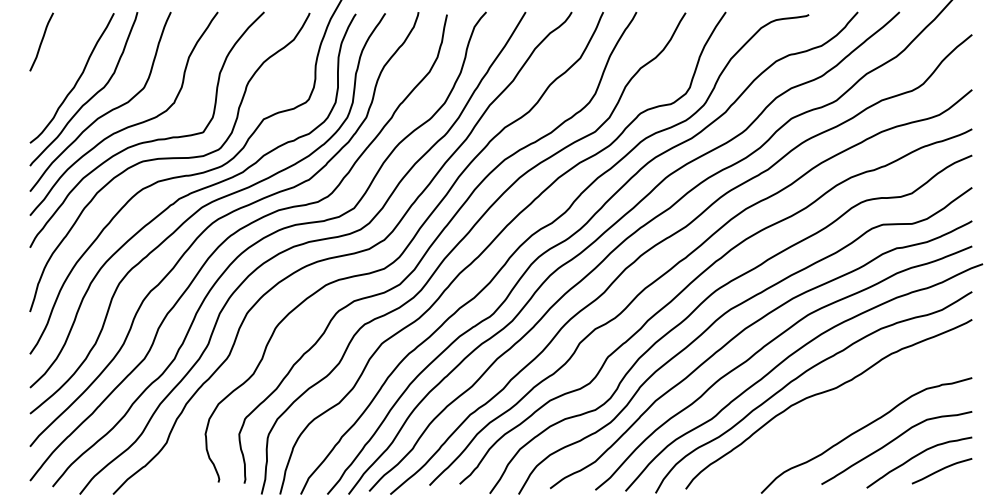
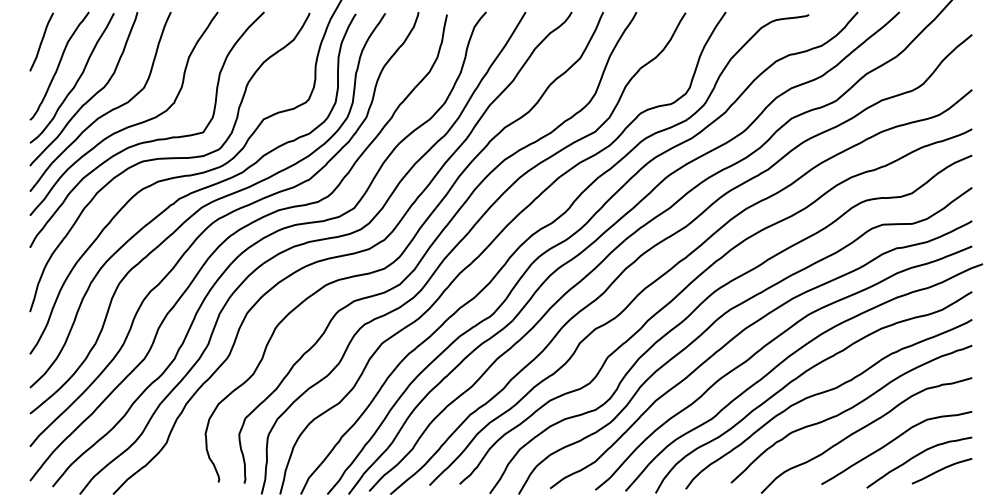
curve: none -> present (59, 65)
curve: none -> present (849, 410)
